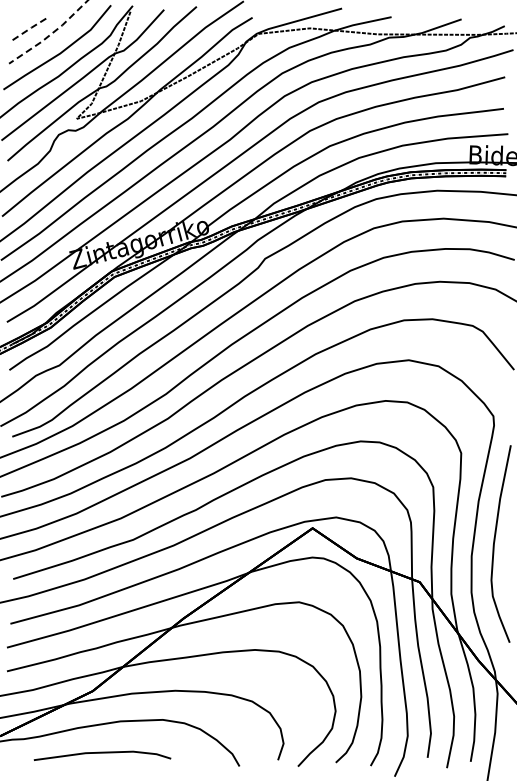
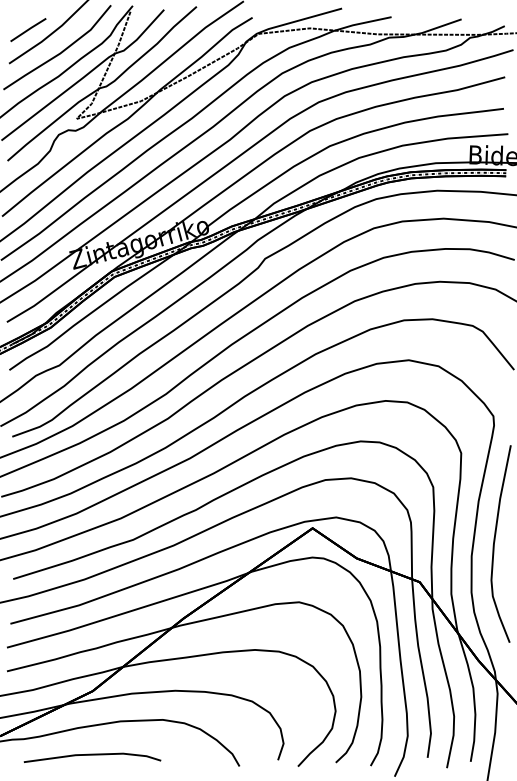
line: dashed -> solid (28, 29)
line: dashed -> solid (50, 35)
line position: (102, 753) -> (92, 755) (92, 755)
